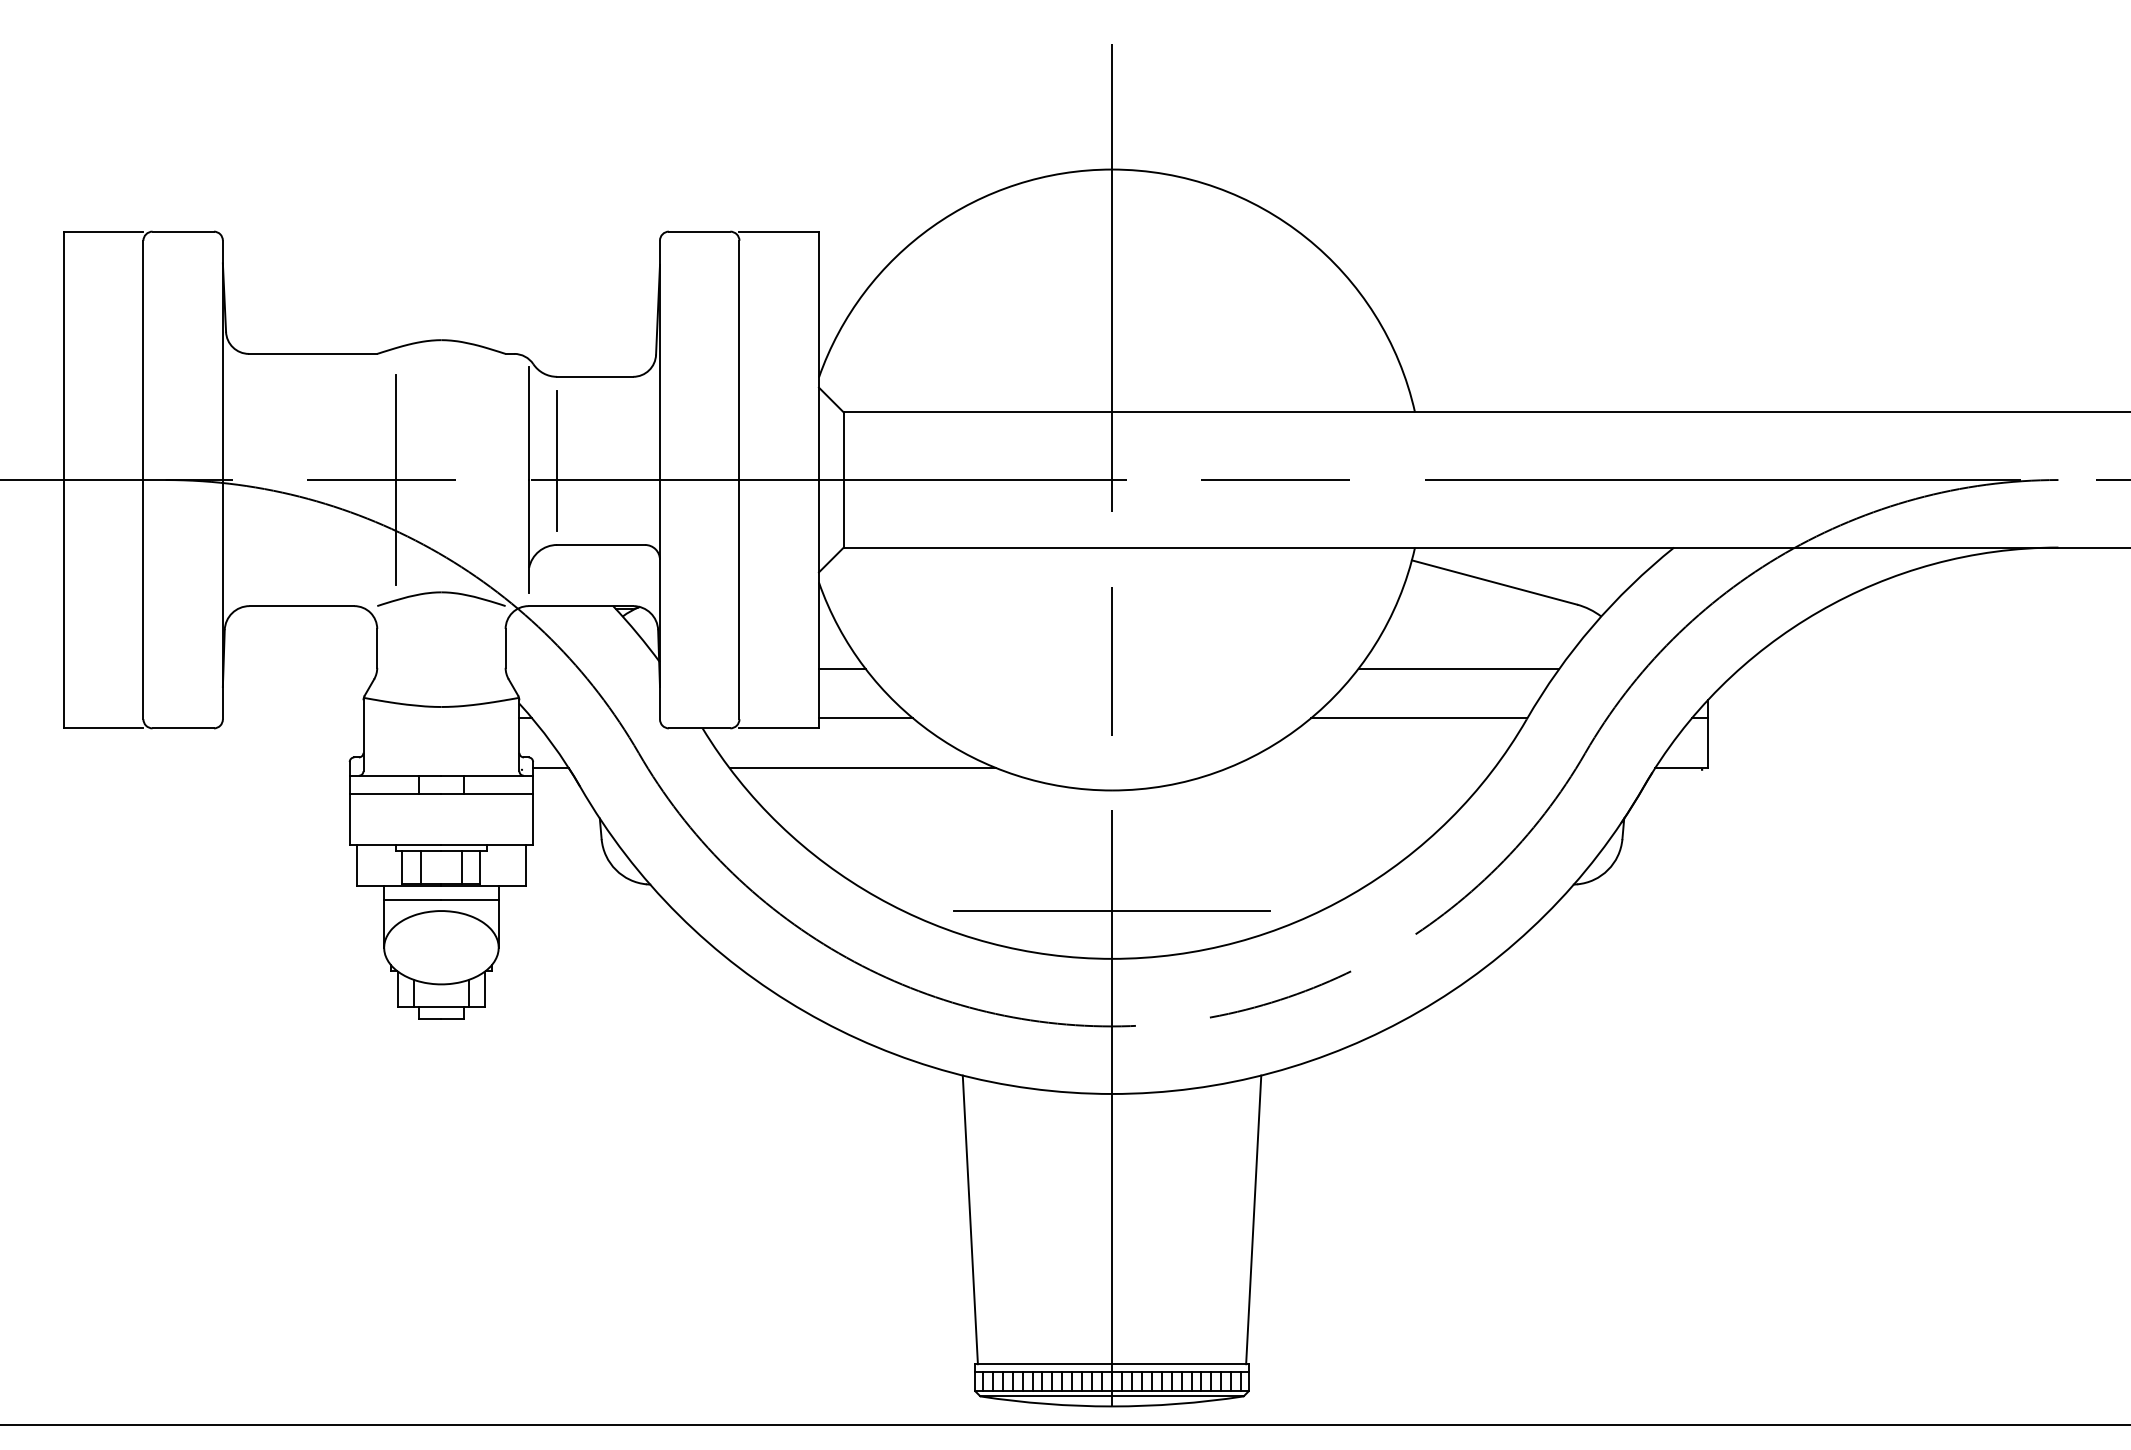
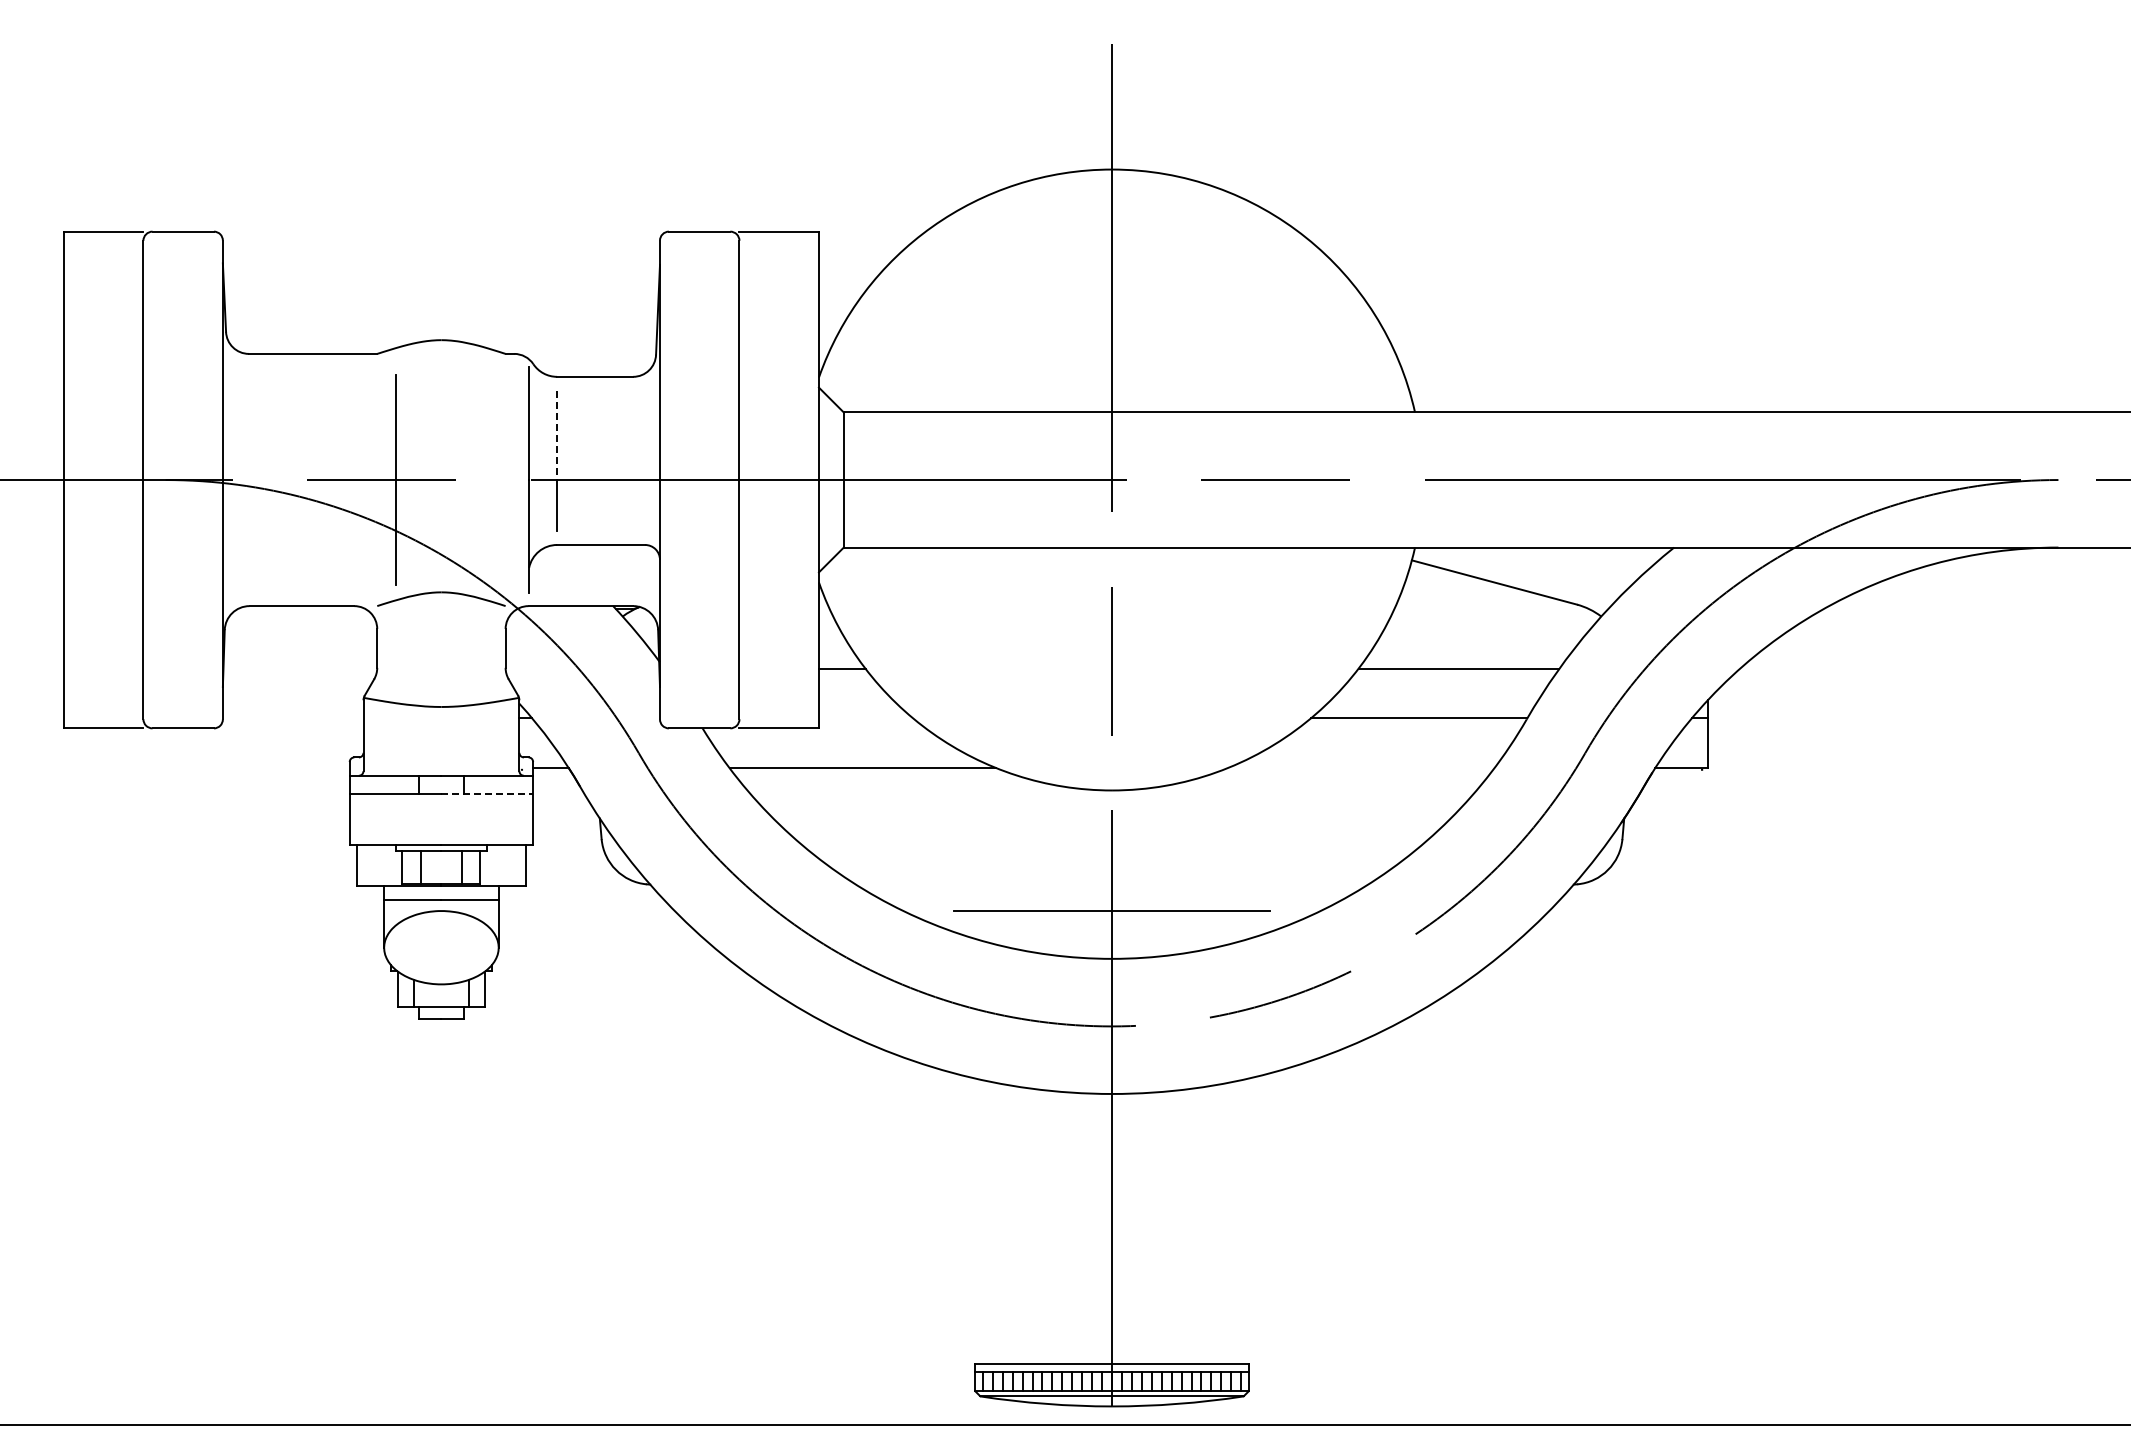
line: solid -> dashed (557, 435)
line: present -> none (865, 718)
line: solid -> dashed (487, 794)
line: present -> none (969, 1219)
line: present -> none (1253, 1219)
